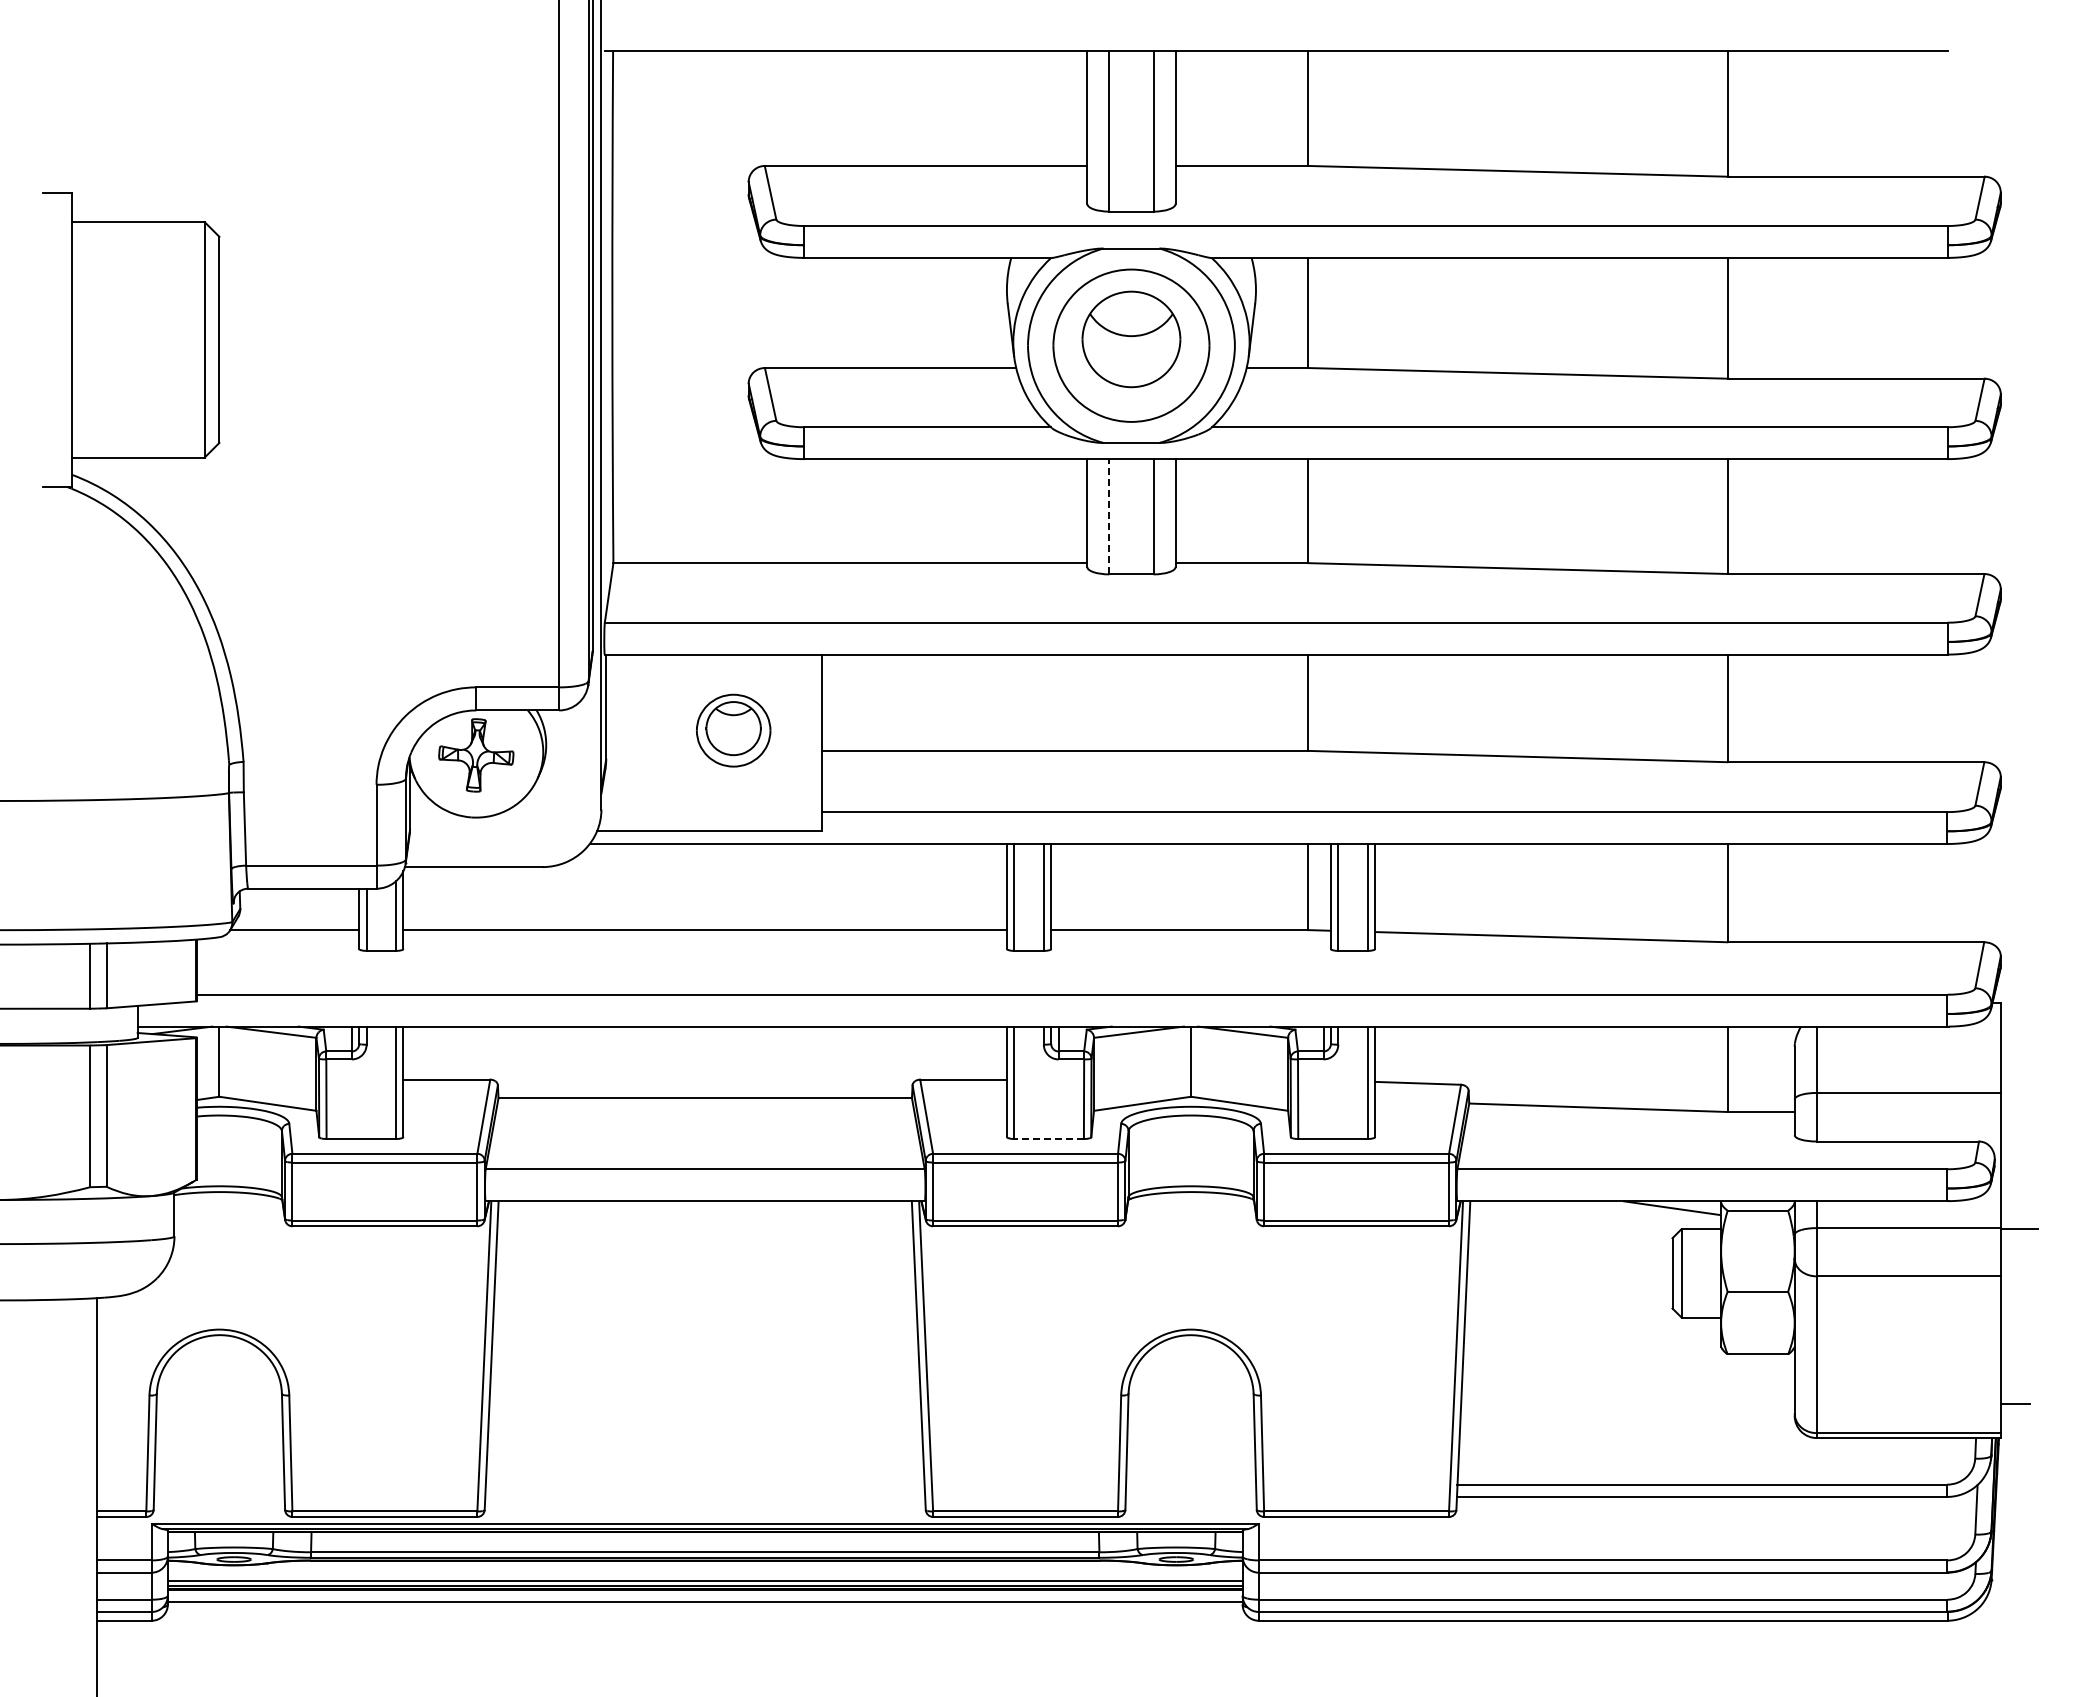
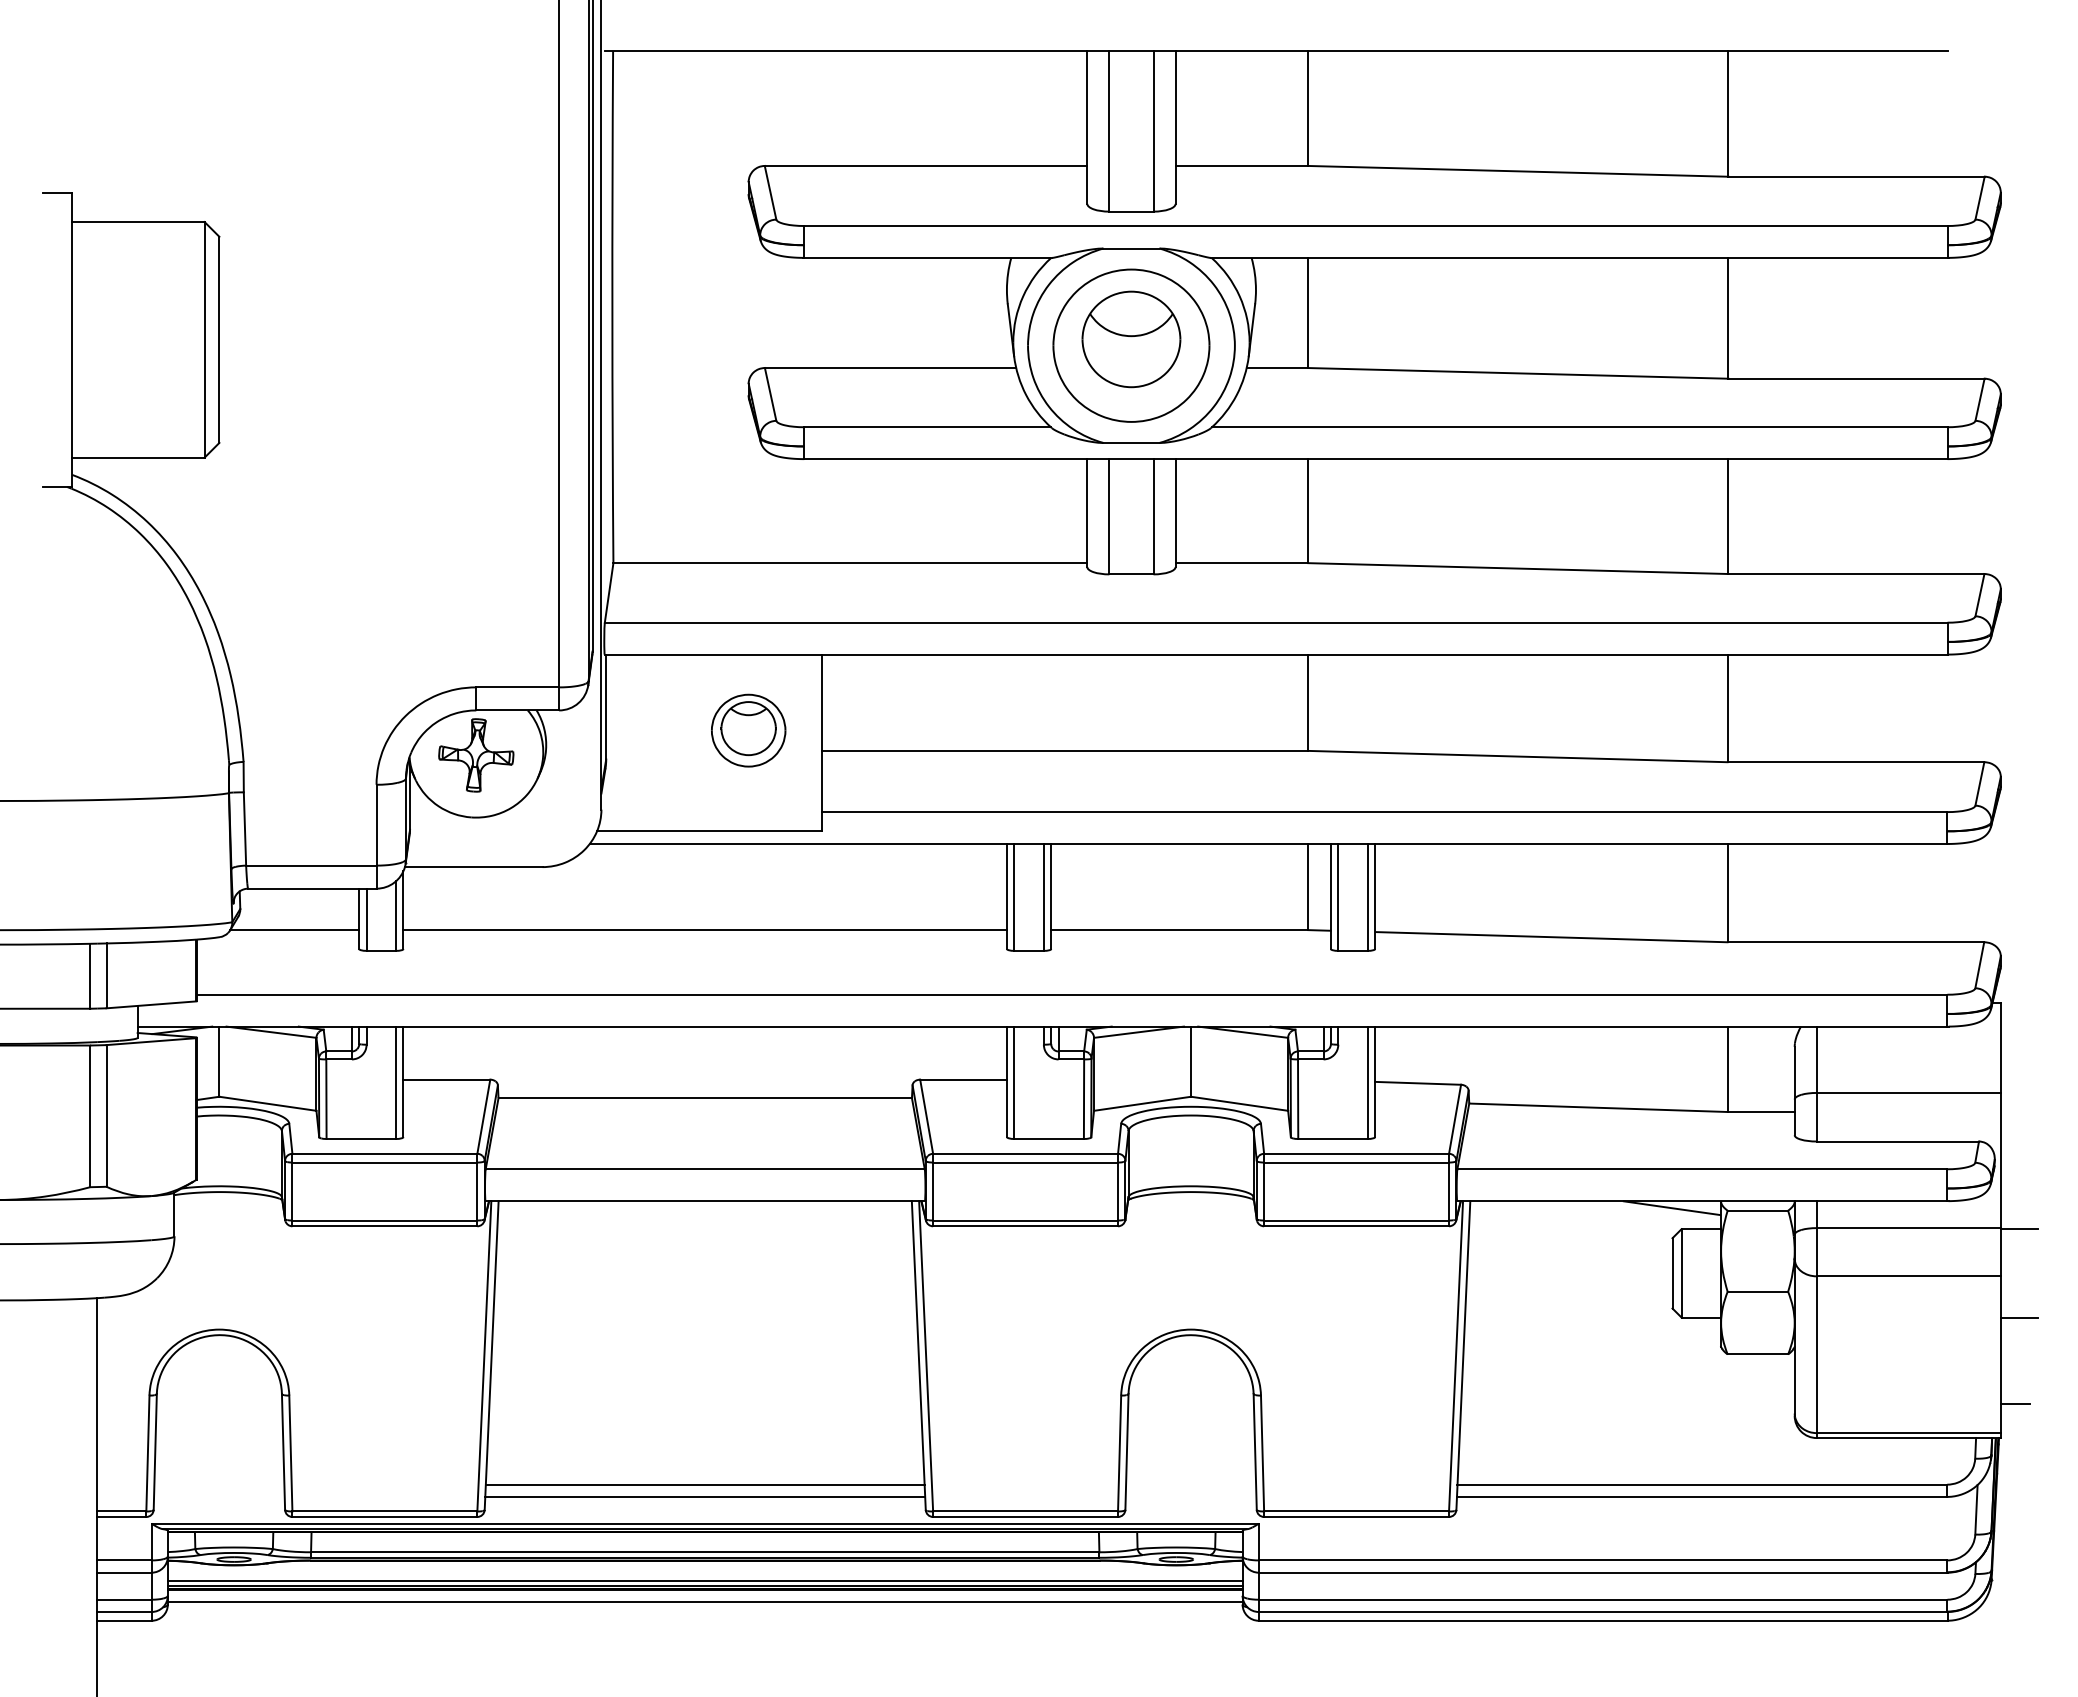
line: dashed -> solid (1109, 516)
part position: (733, 730) -> (748, 730) (748, 730)
line: dashed -> solid (1049, 1139)
line: none -> present (2018, 1317)
line: none -> present (704, 1484)
line: none -> present (705, 1496)
